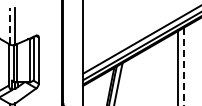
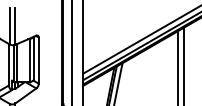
line: dashed -> solid (9, 25)
line: none -> present (72, 52)
line: dashed -> solid (183, 66)
